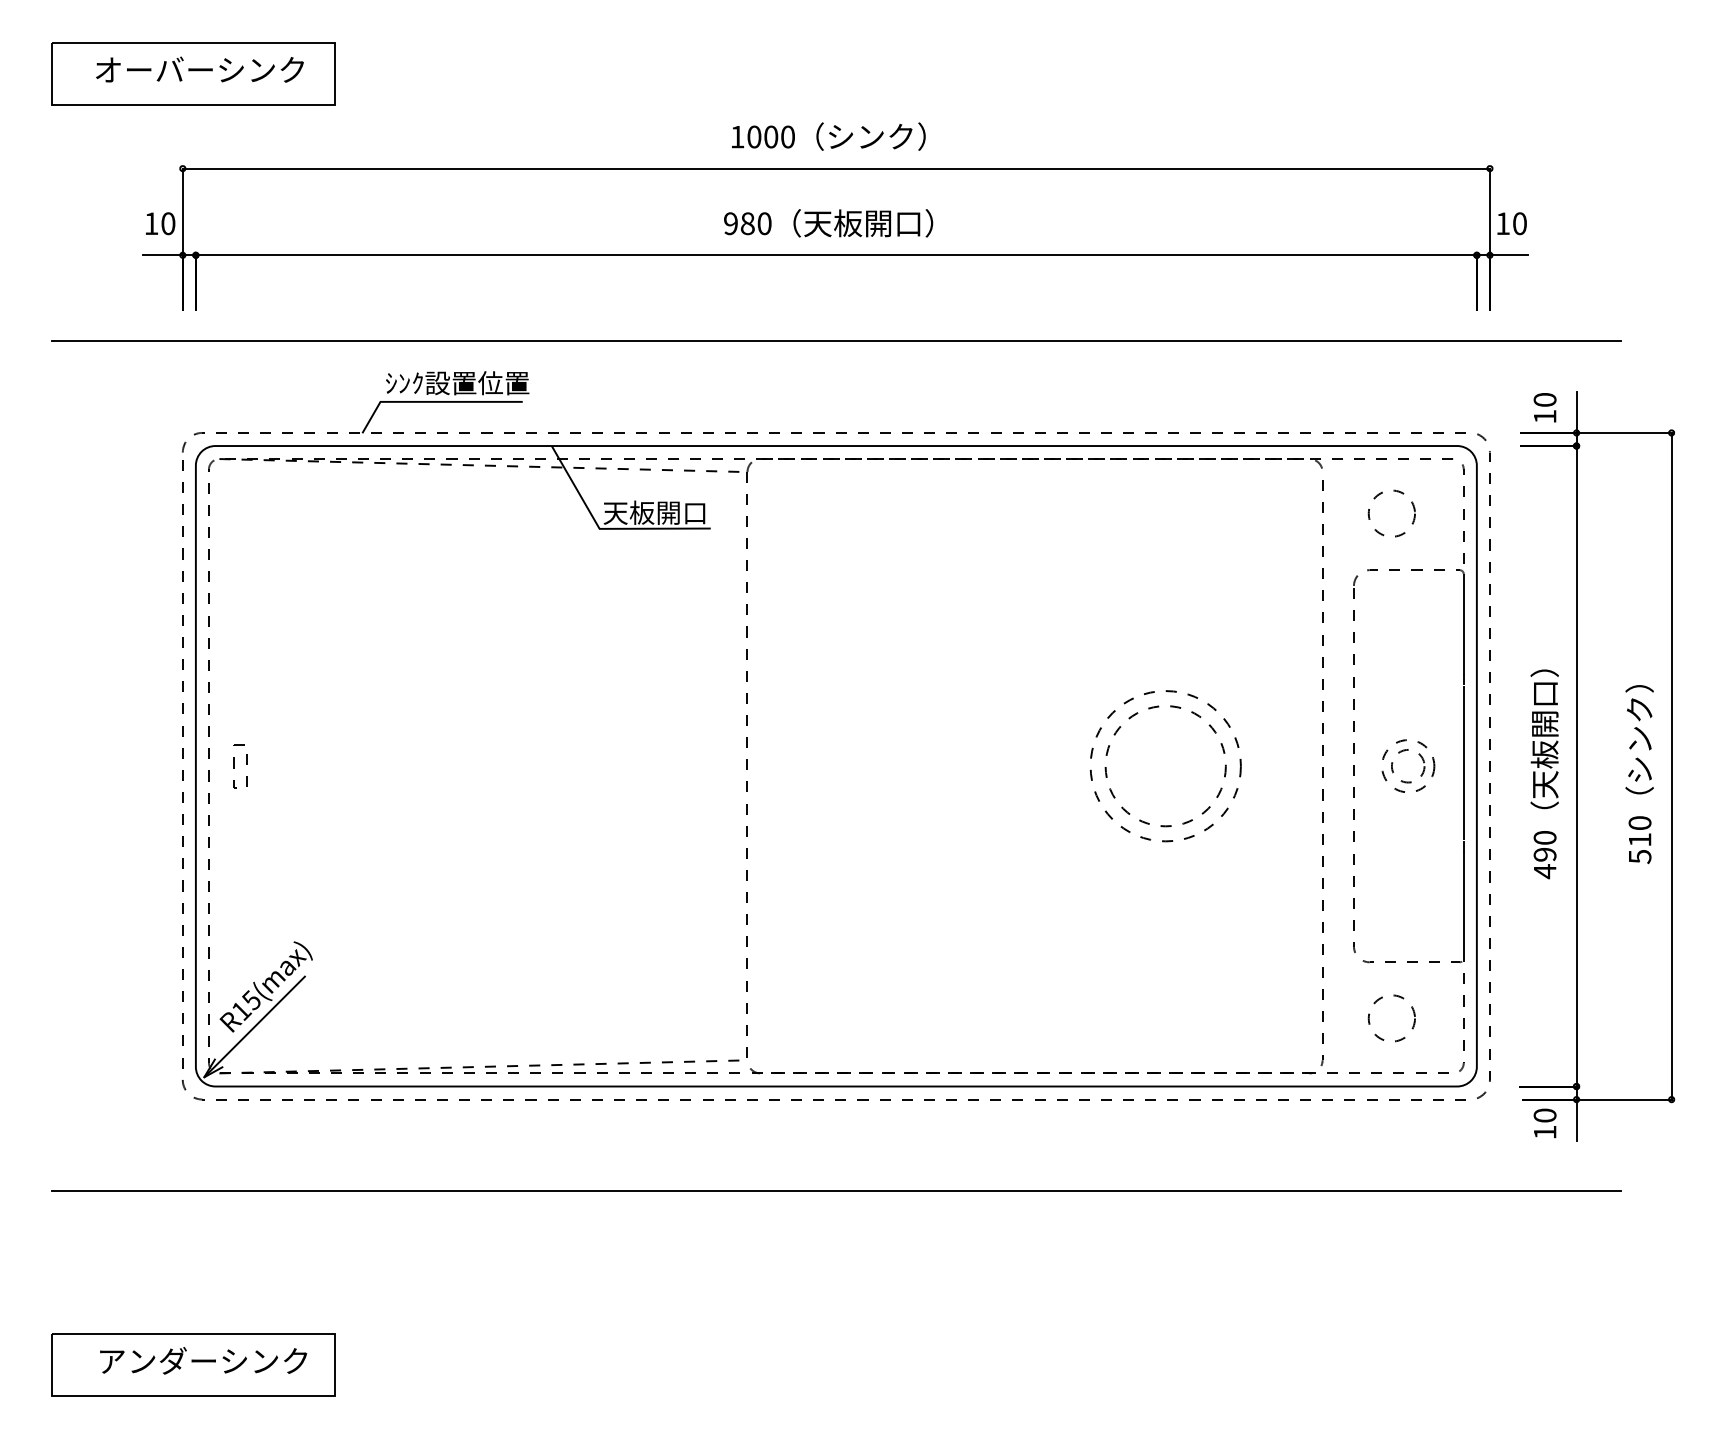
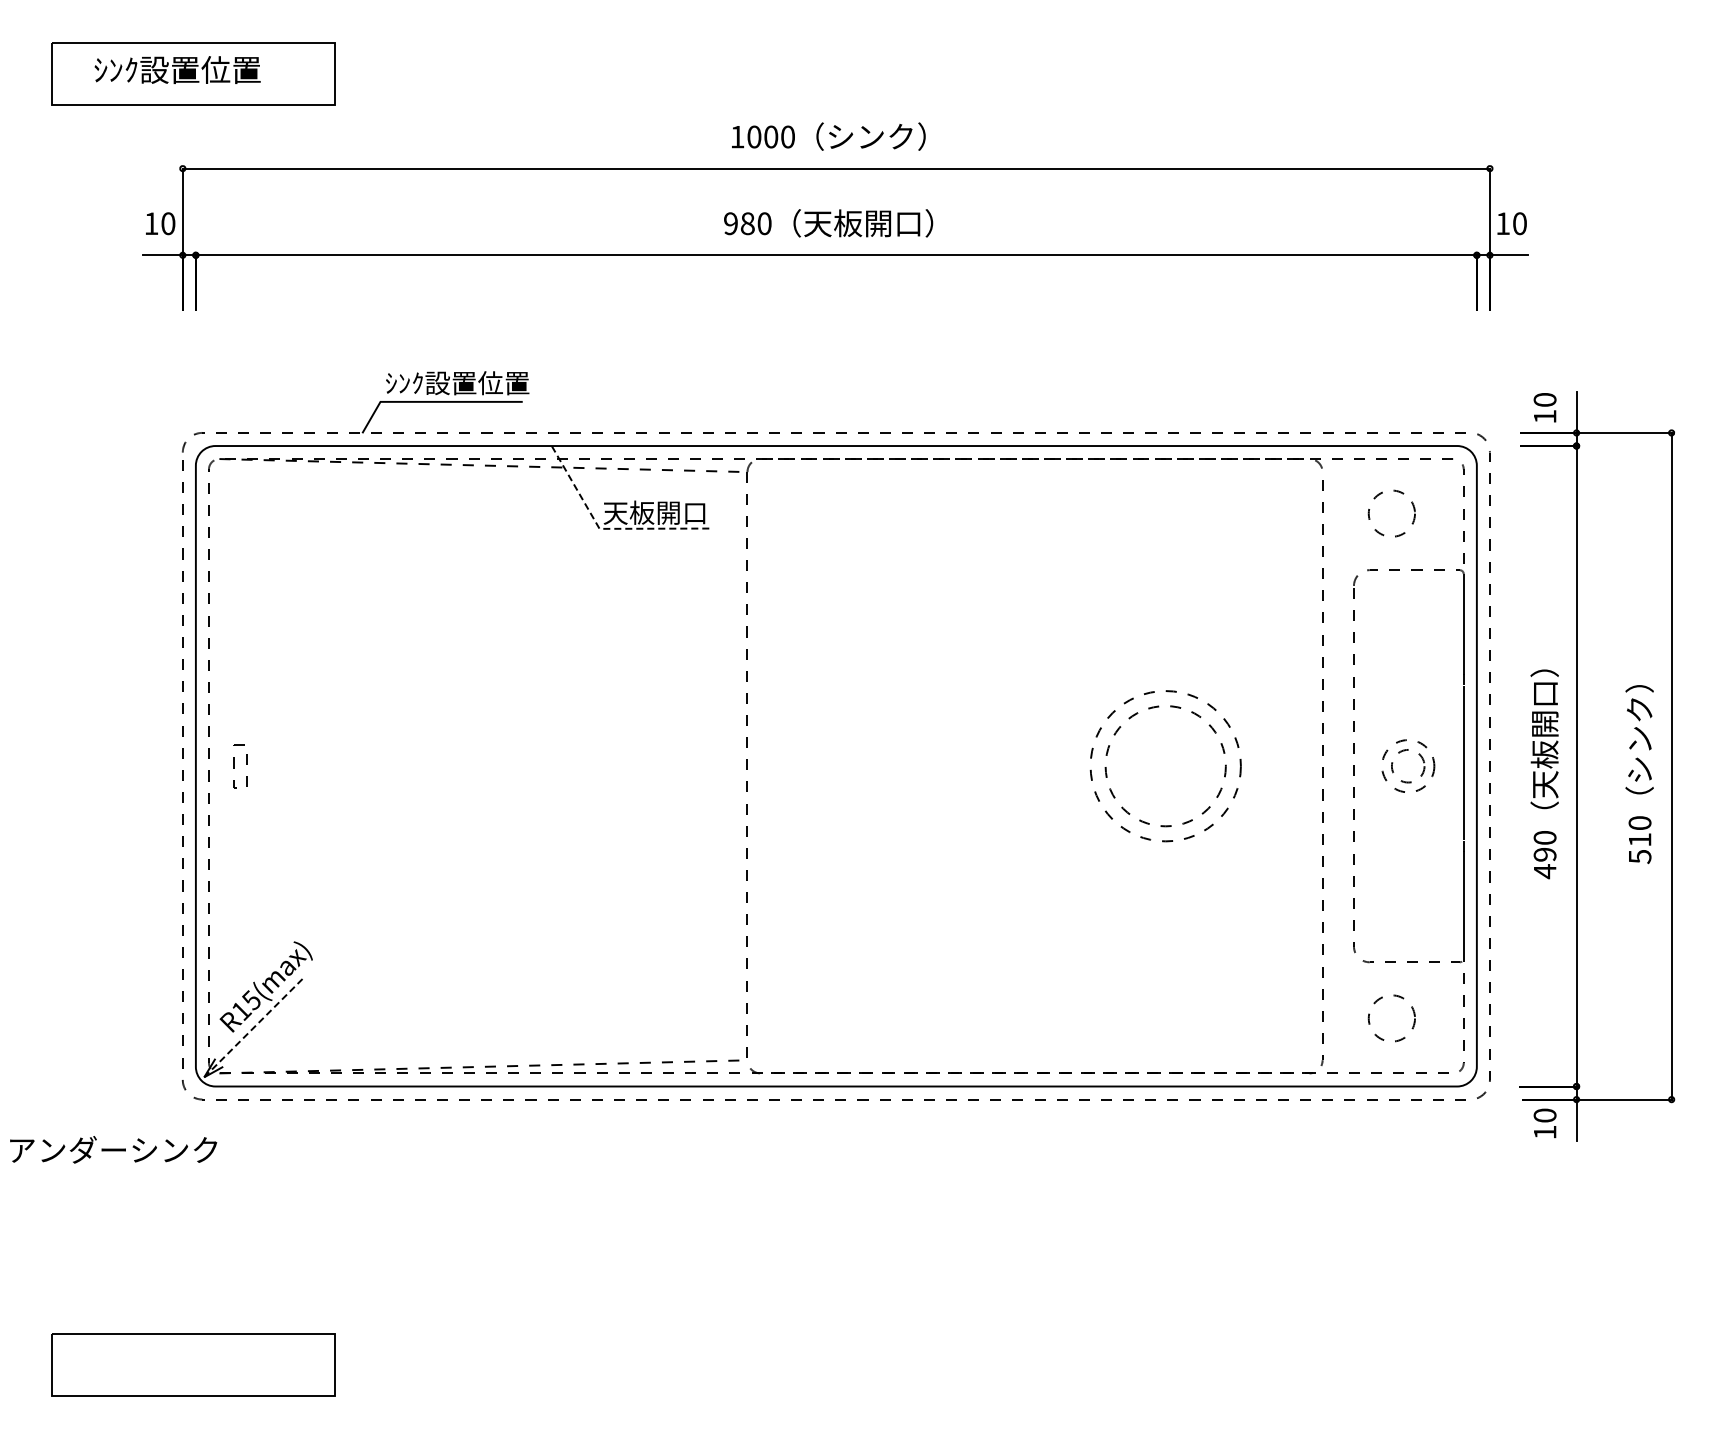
text: オーバーシンク -> ｼﾝｸ設置位置 (198, 70)
line: present -> none (836, 341)
line: solid -> dashed (607, 528)
line: solid -> dashed (254, 1026)
line: present -> none (836, 1191)
text position: (203, 1360) -> (113, 1149) (113, 1149)
